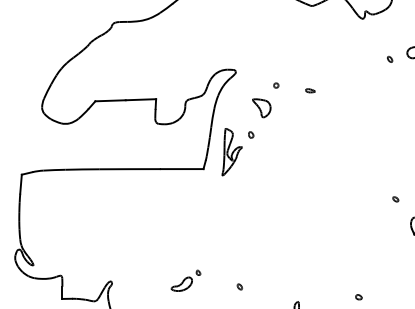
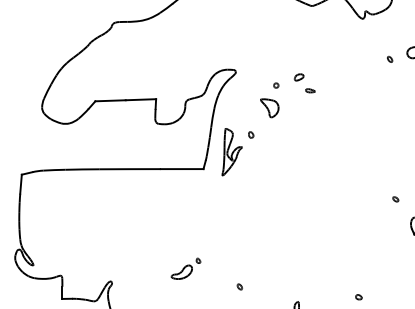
part: none -> present (298, 77)
part position: (261, 108) -> (269, 108) (269, 108)
part position: (185, 280) -> (185, 268) (185, 268)
